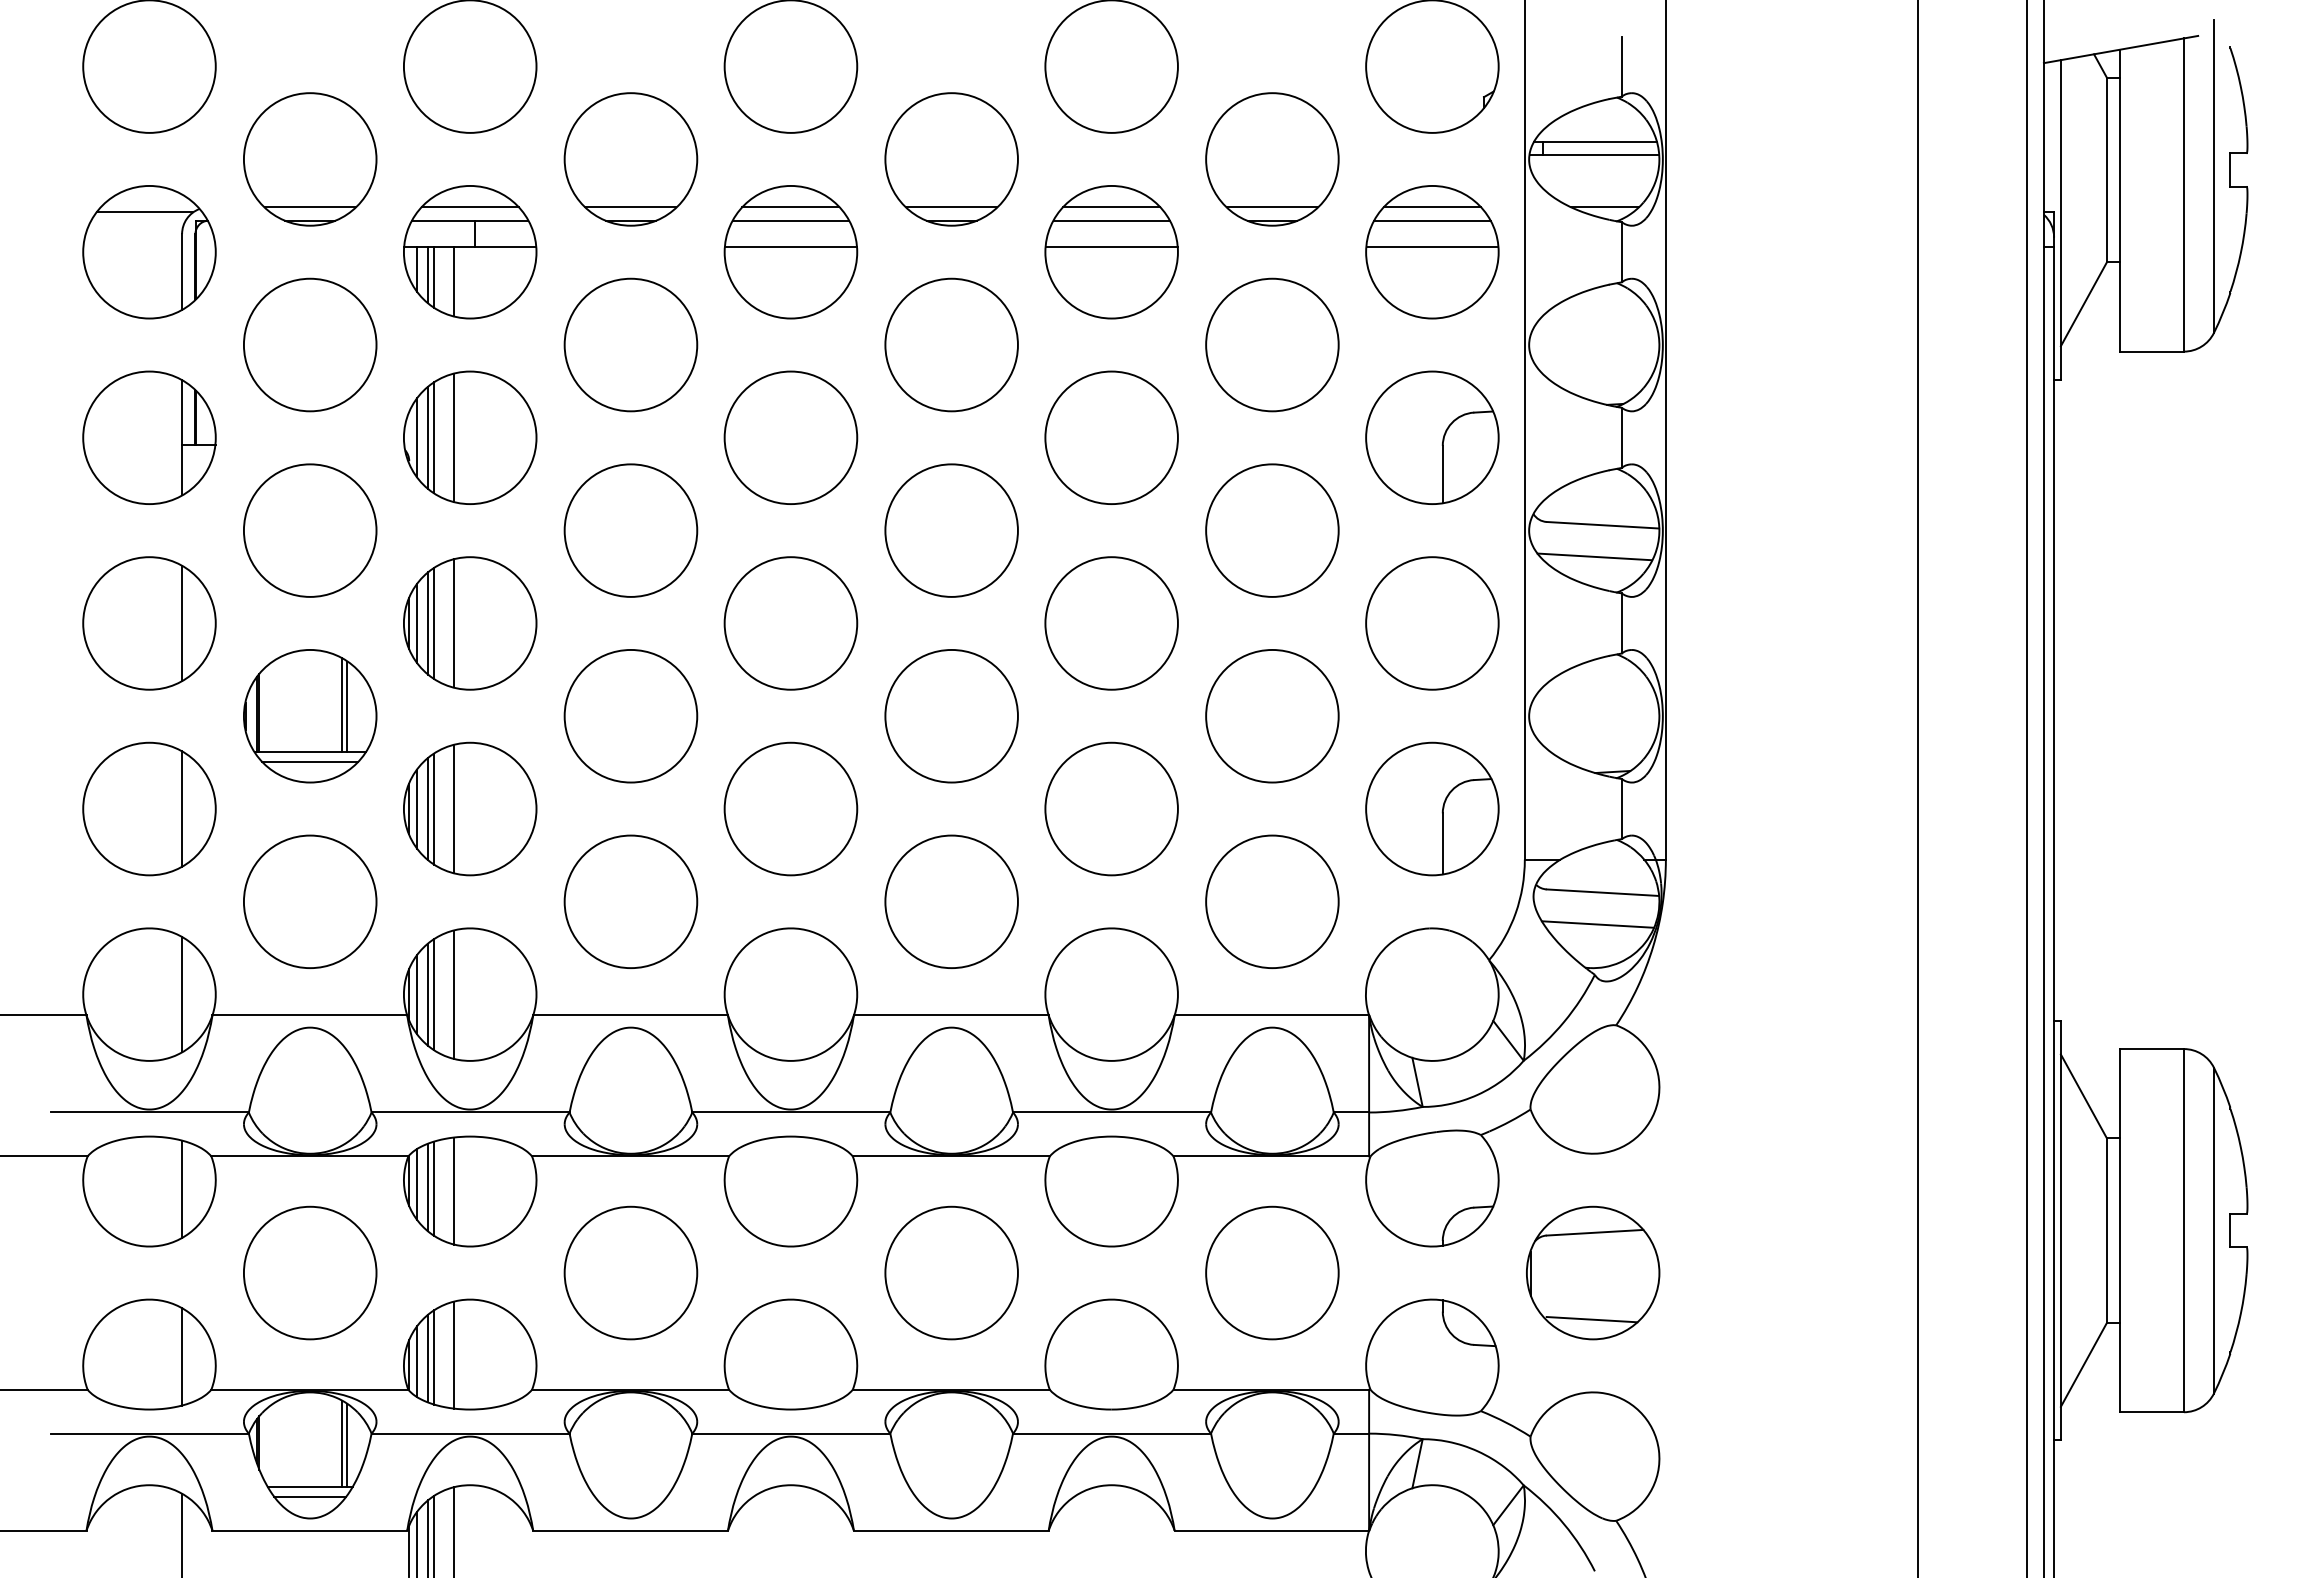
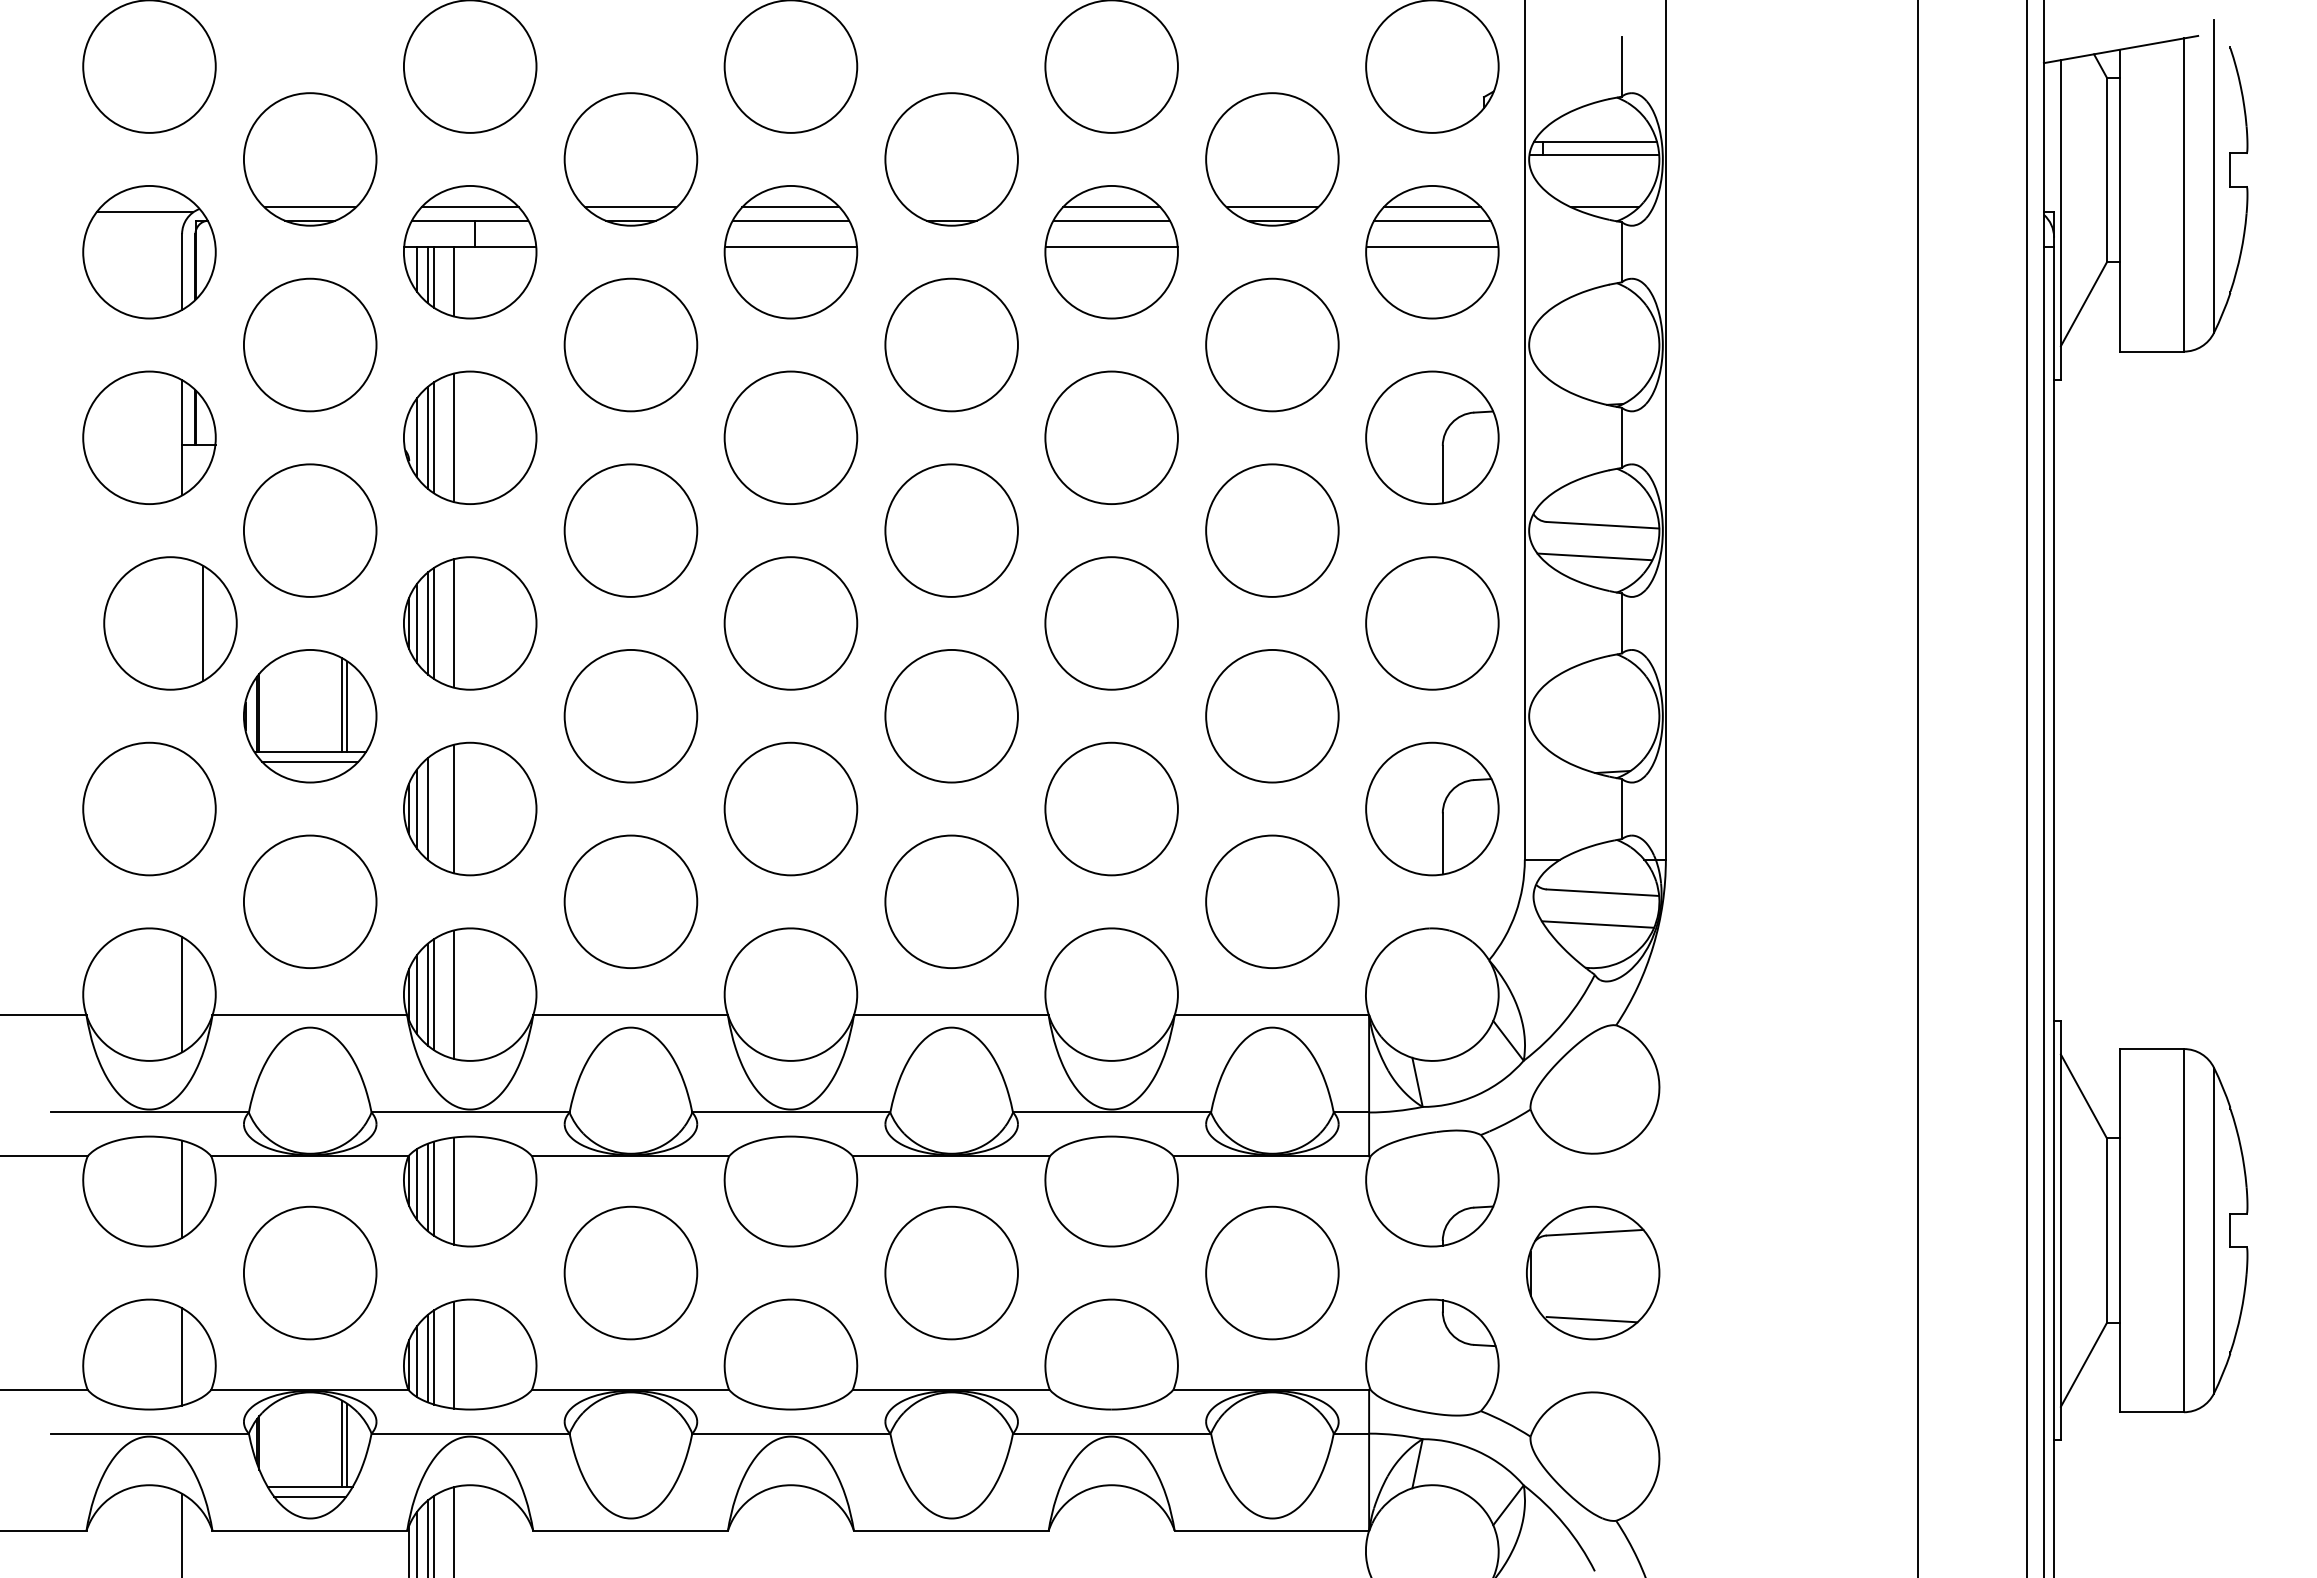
line: present -> none (951, 207)
part position: (149, 623) -> (170, 623) (170, 623)
line: present -> none (182, 808)
line: present -> none (434, 808)
